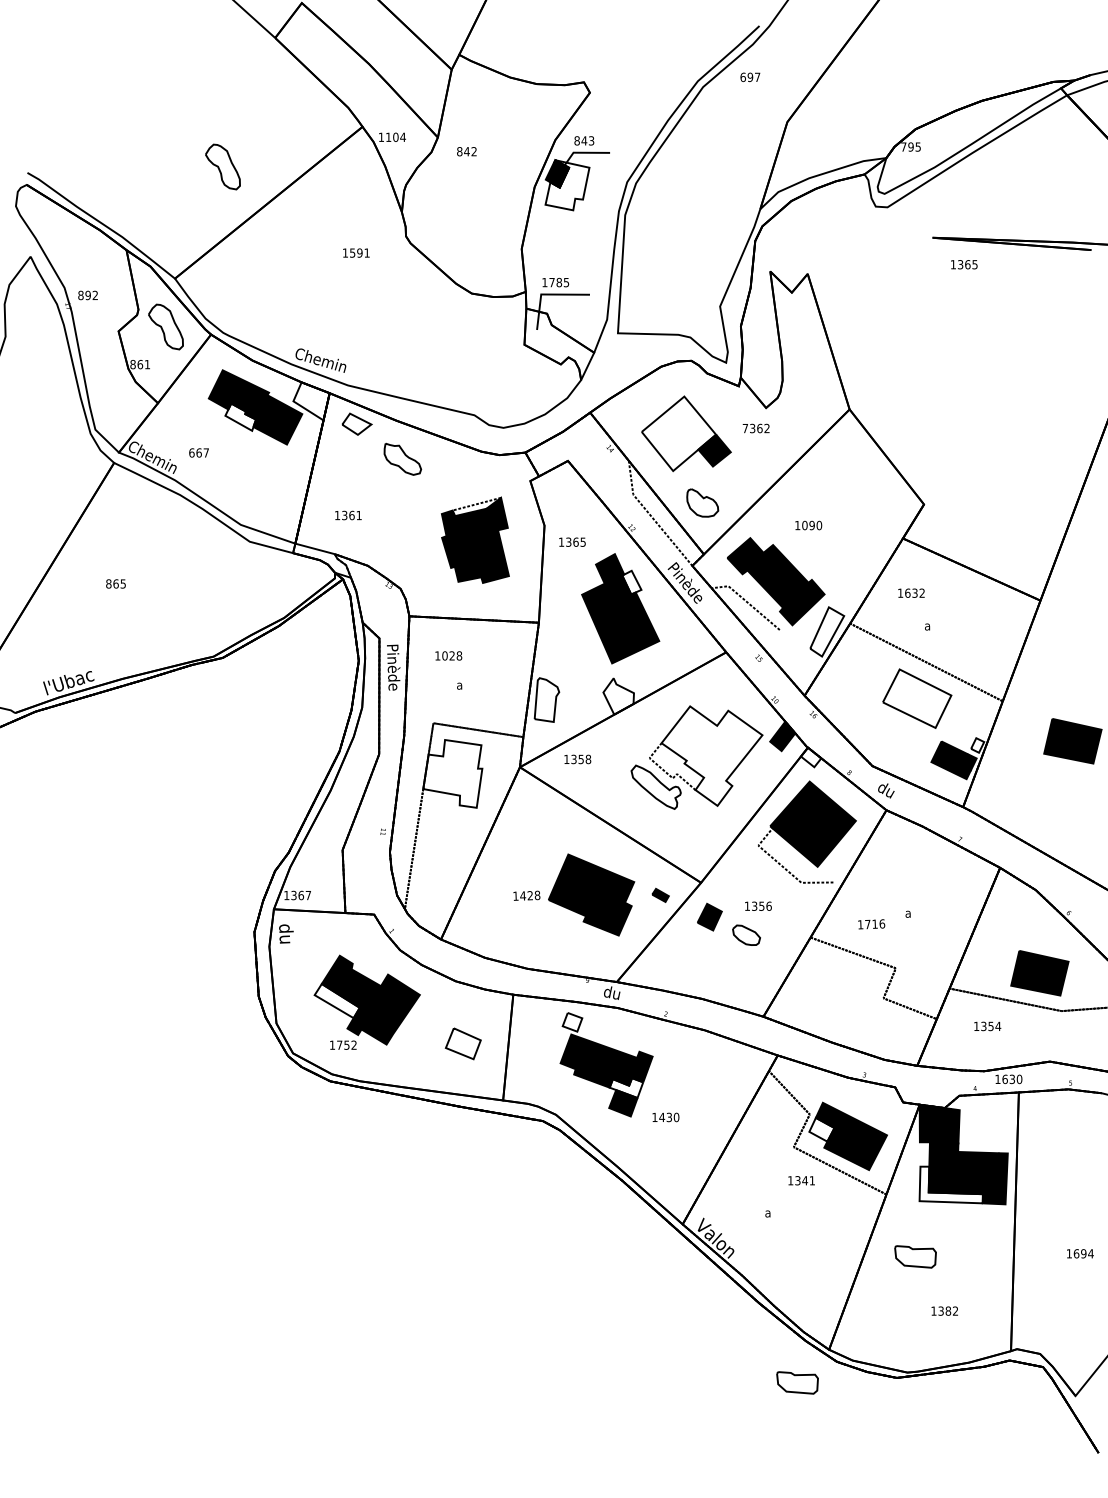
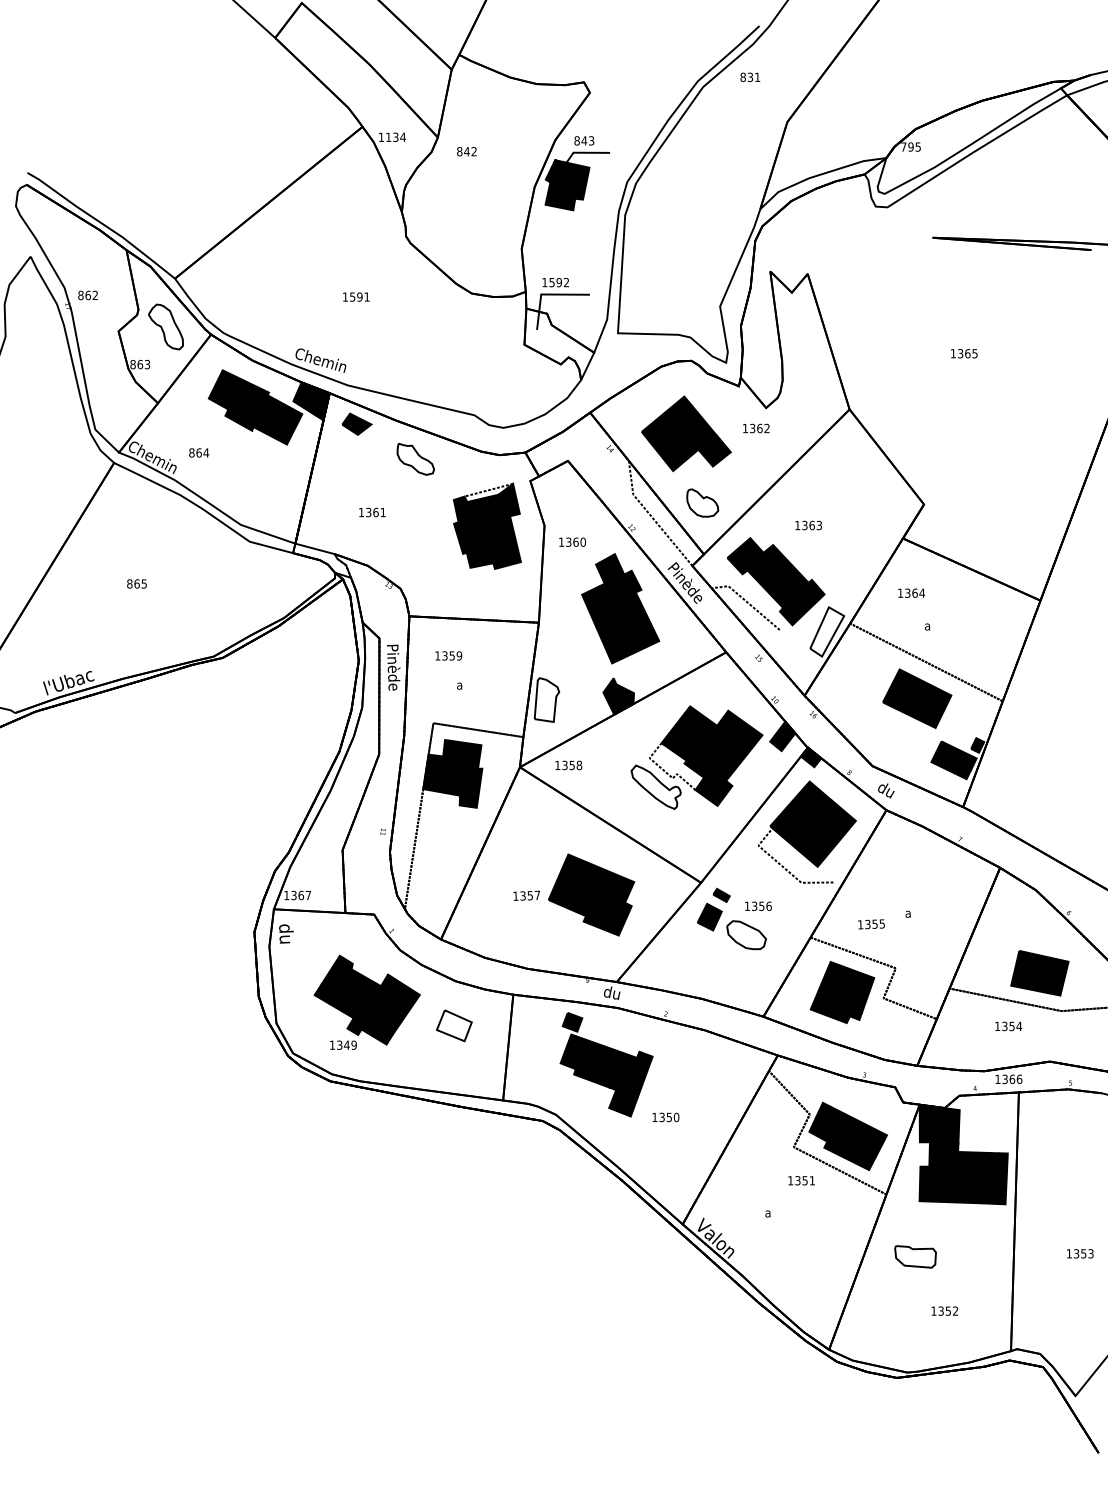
text: 697 -> 831 (750, 76)
text: 1104 -> 1134 (395, 136)
part: present -> none (222, 166)
fill: none -> present (567, 185)
text position: (356, 252) -> (356, 296) (356, 296)
text position: (964, 264) -> (964, 353) (964, 353)
text: 1785 -> 1592 (559, 282)
text: 892 -> 862 (87, 295)
text: 861 -> 863 (147, 364)
fill: none -> present (311, 401)
fill: none -> present (240, 416)
fill: none -> present (356, 423)
text: 7362 -> 1362 (744, 428)
fill: none -> present (678, 433)
text: 667 -> 864 (199, 452)
part position: (402, 458) -> (415, 458) (415, 458)
text position: (348, 515) -> (372, 512) (372, 512)
text: 1090 -> 1363 (812, 525)
part position: (475, 539) -> (487, 525) (487, 525)
text: 1365 -> 1360 (582, 541)
fill: none -> present (631, 582)
text position: (115, 583) -> (136, 583) (136, 583)
text: 1632 -> 1364 (915, 592)
text: 1028 -> 1359 (452, 655)
fill: none -> present (618, 696)
fill: none -> present (916, 698)
part: present -> none (1072, 741)
fill: none -> present (977, 745)
fill: none -> present (711, 755)
fill: none -> present (810, 757)
text position: (577, 759) -> (568, 765) (568, 765)
fill: none -> present (452, 773)
part position: (660, 894) -> (721, 894) (721, 894)
text: 1428 -> 1357 (530, 895)
text: 1716 -> 1355 (875, 924)
part size: 29x22 px -> 41x31 px (746, 935)
part: none -> present (842, 992)
fill: none -> present (336, 1000)
fill: none -> present (572, 1021)
text position: (987, 1026) -> (1008, 1026) (1008, 1026)
part position: (462, 1043) -> (453, 1025) (453, 1025)
text: 1752 -> 1349 (346, 1044)
text: 1630 -> 1366 (1012, 1079)
fill: none -> present (626, 1088)
text: 1430 -> 1350 (665, 1117)
fill: none -> present (821, 1129)
text: 1341 -> 1351 (805, 1180)
fill: none -> present (950, 1184)
text: 1694 -> 1353 (1083, 1253)
text: 1382 -> 1352 (948, 1310)
part: present -> none (797, 1382)
